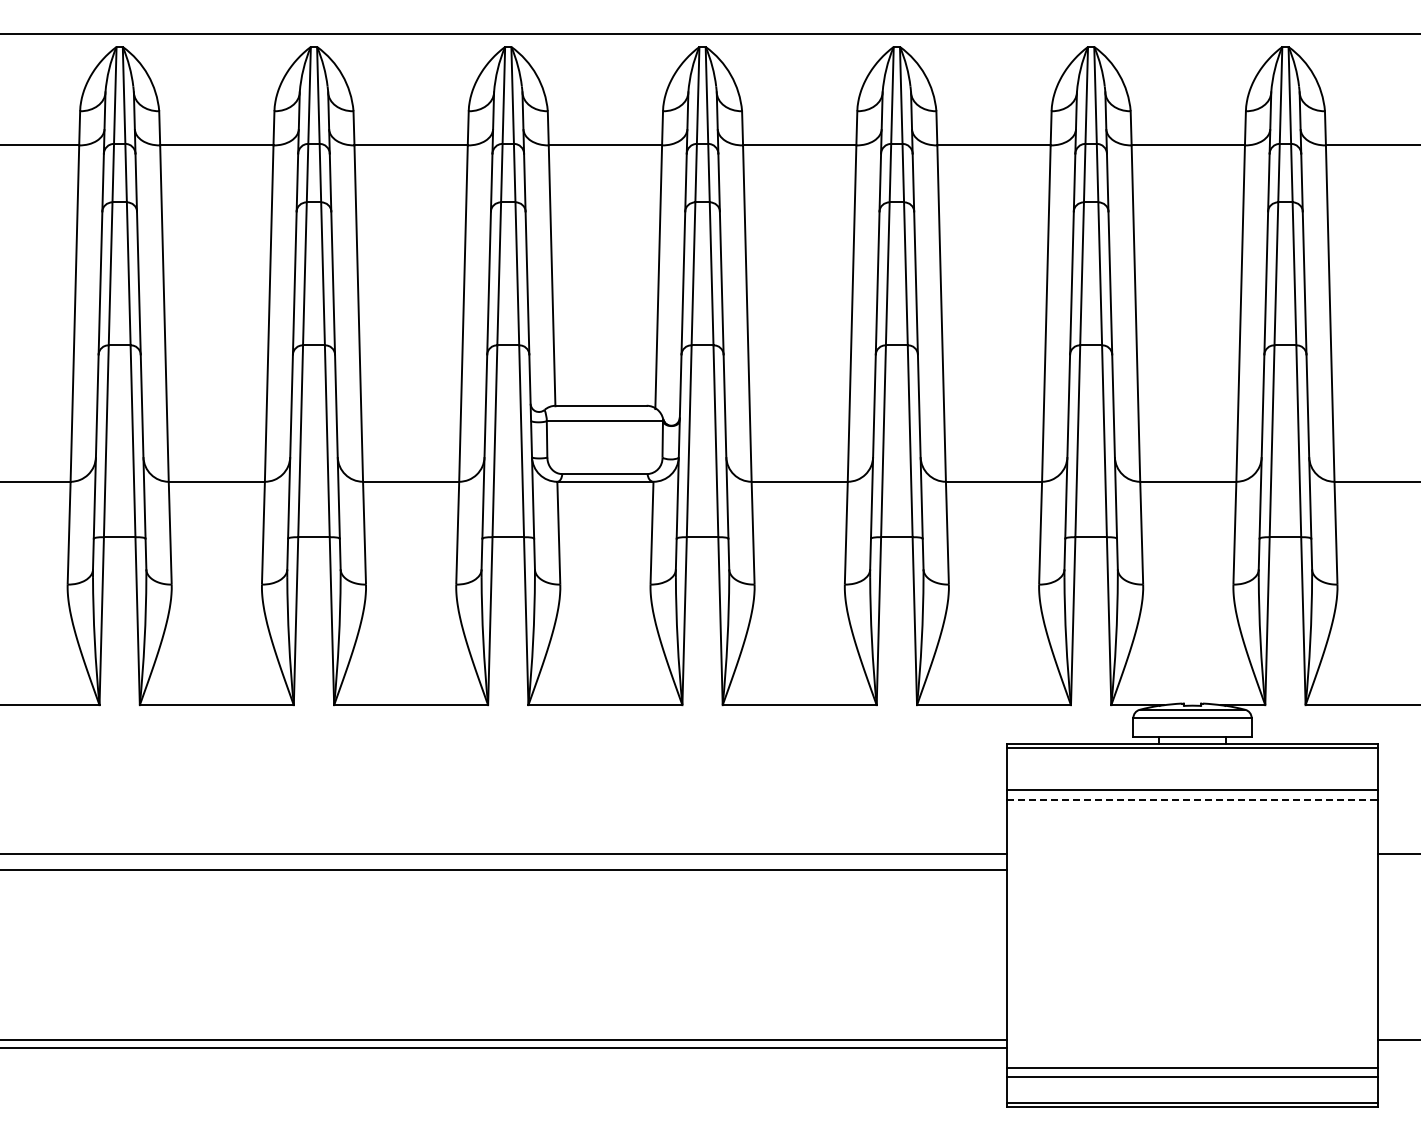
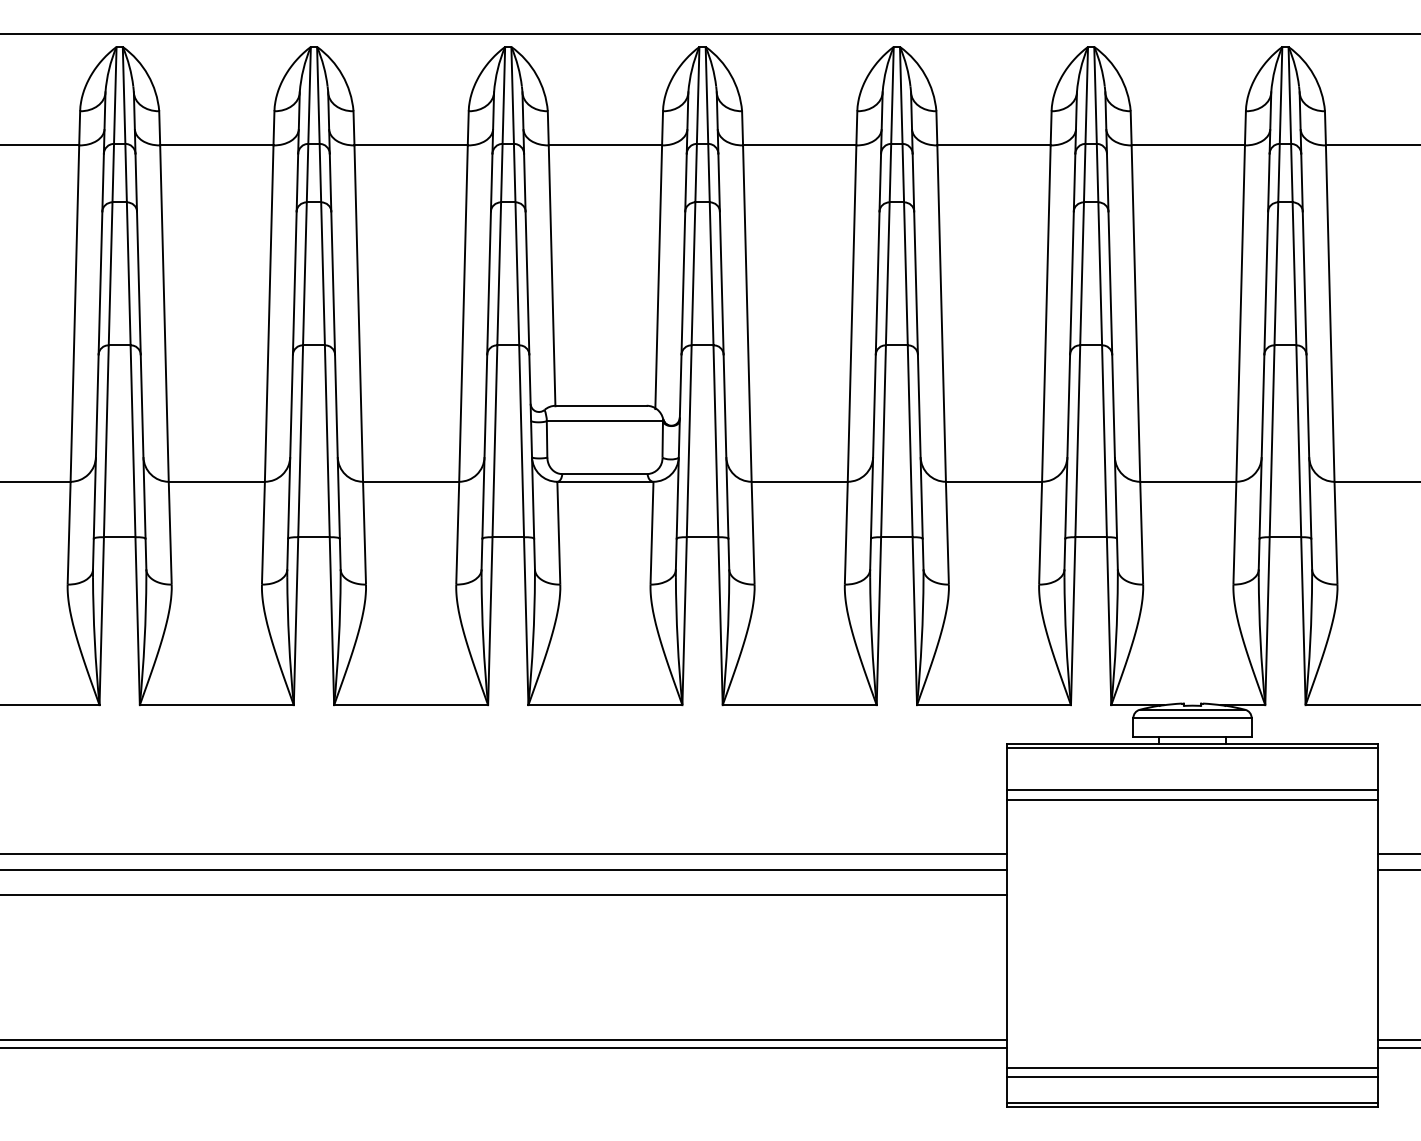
line: dashed -> solid (1192, 799)
line: none -> present (1397, 870)
line: none -> present (504, 895)
line: none -> present (1397, 1047)
